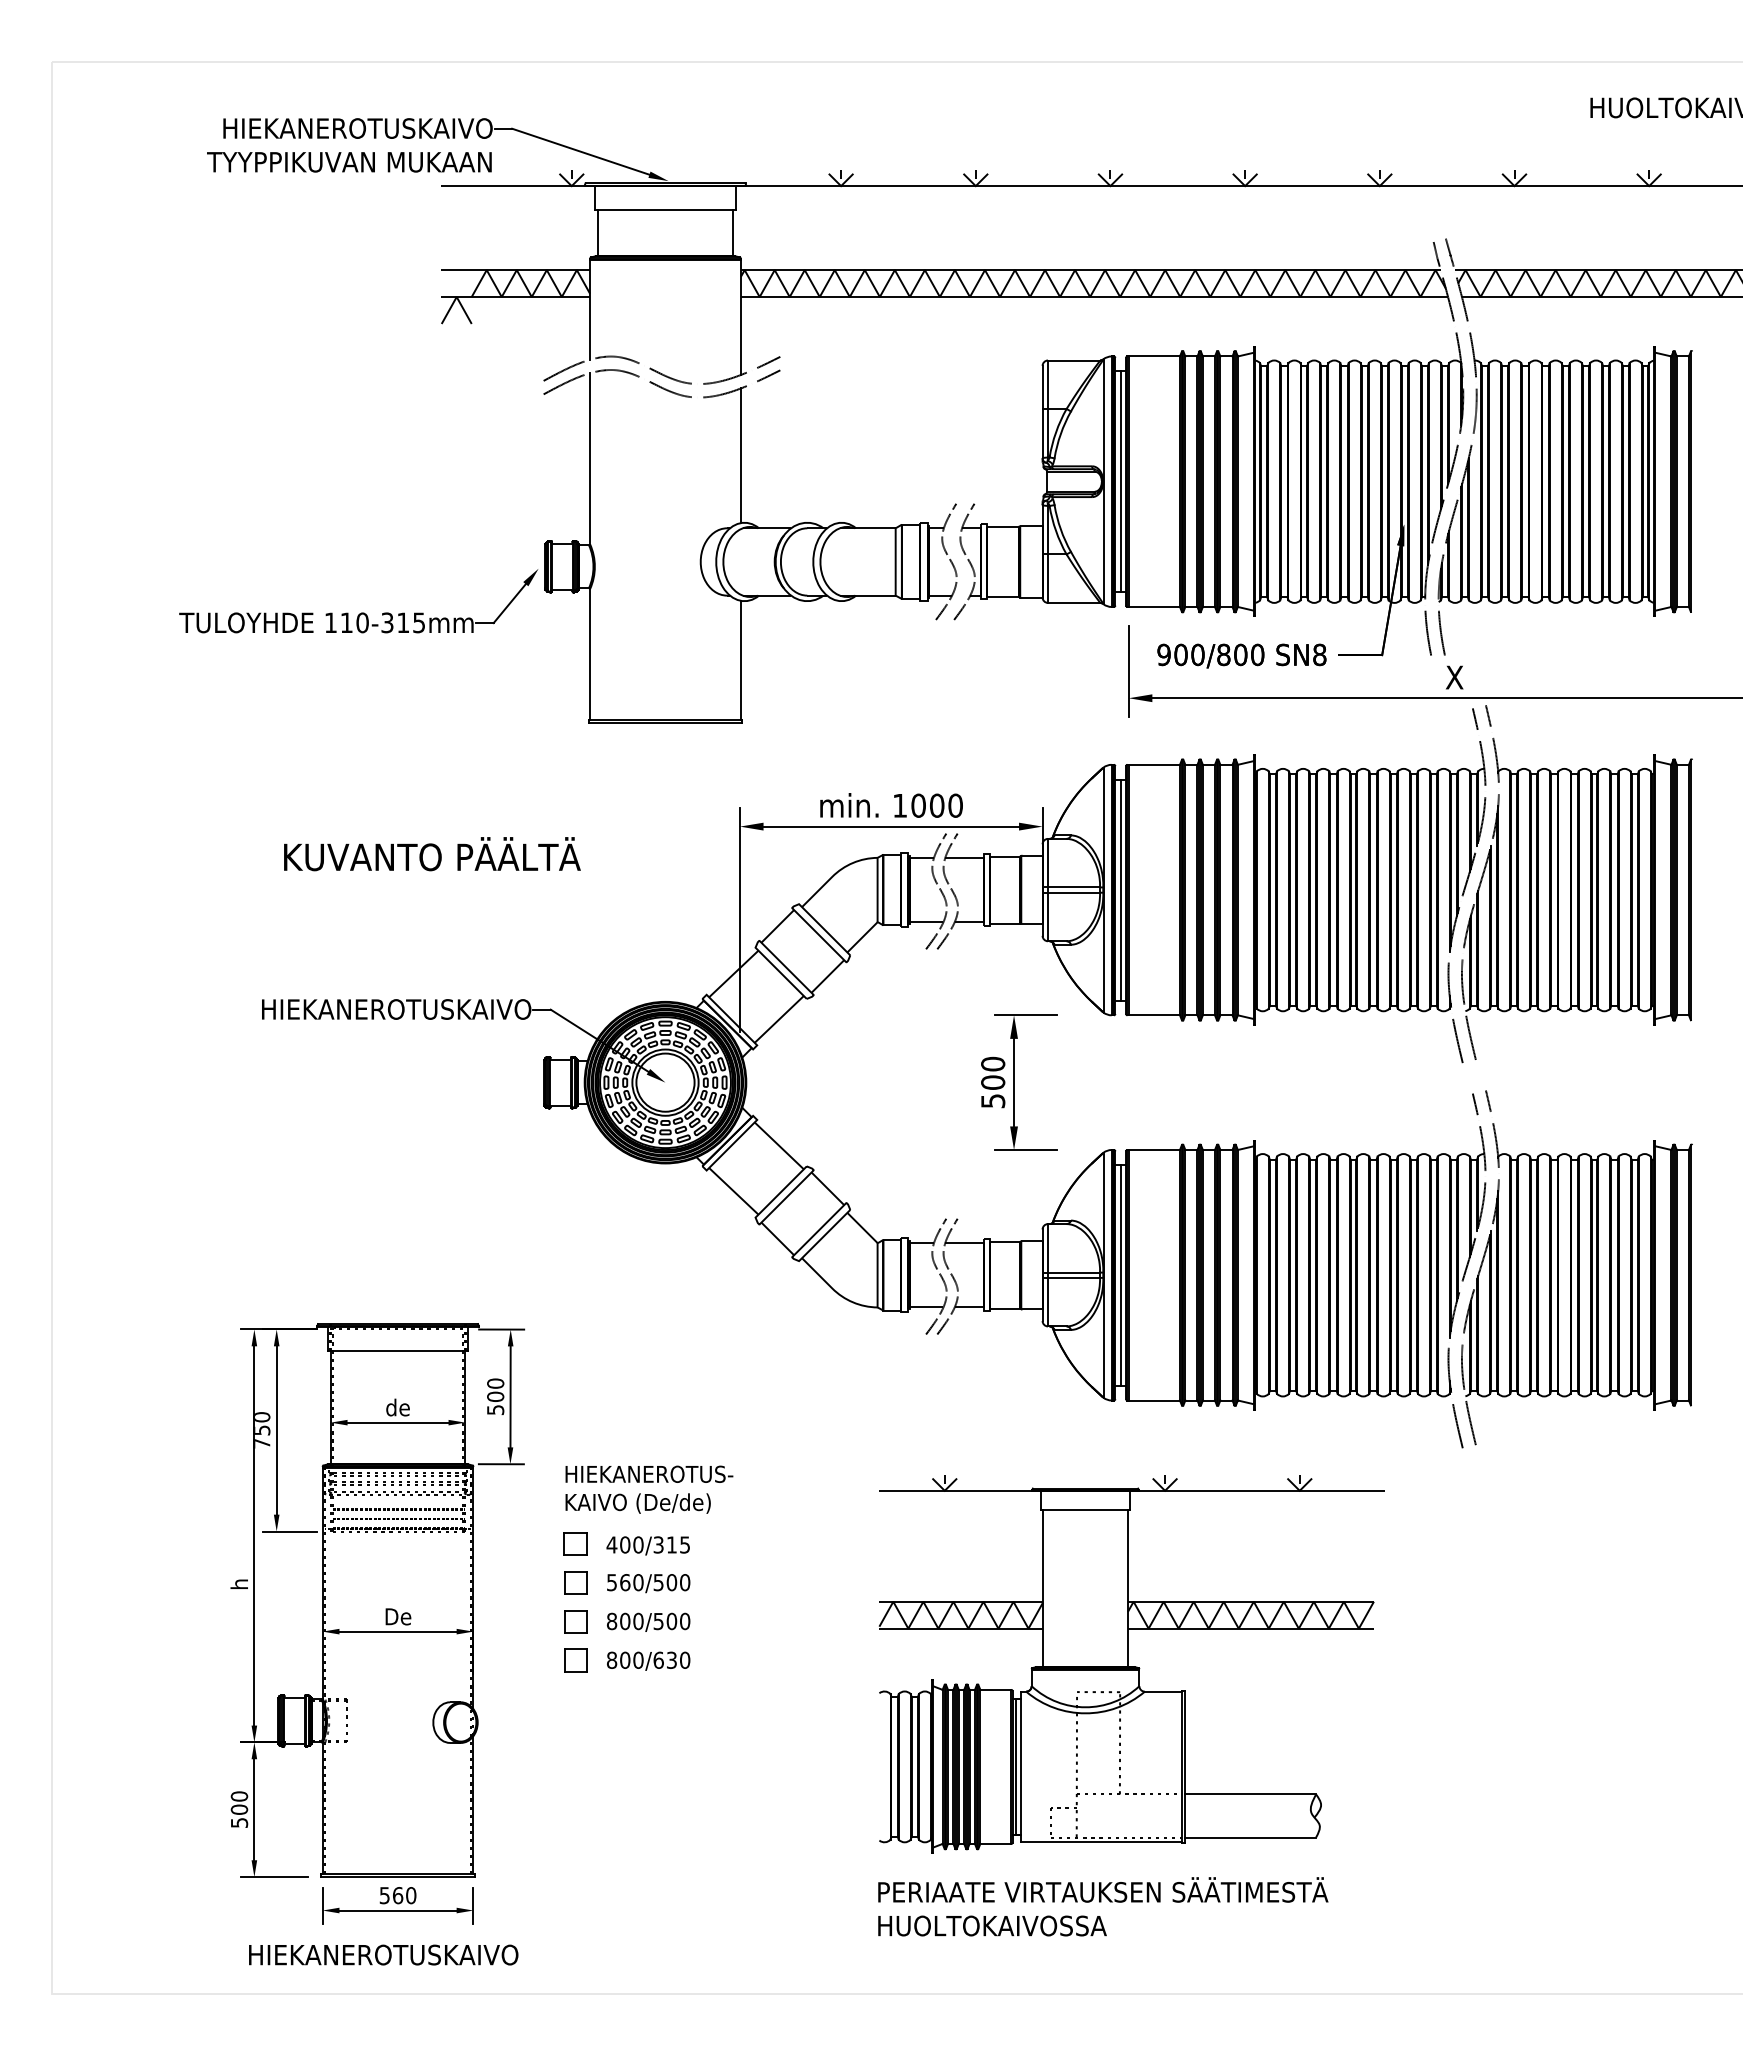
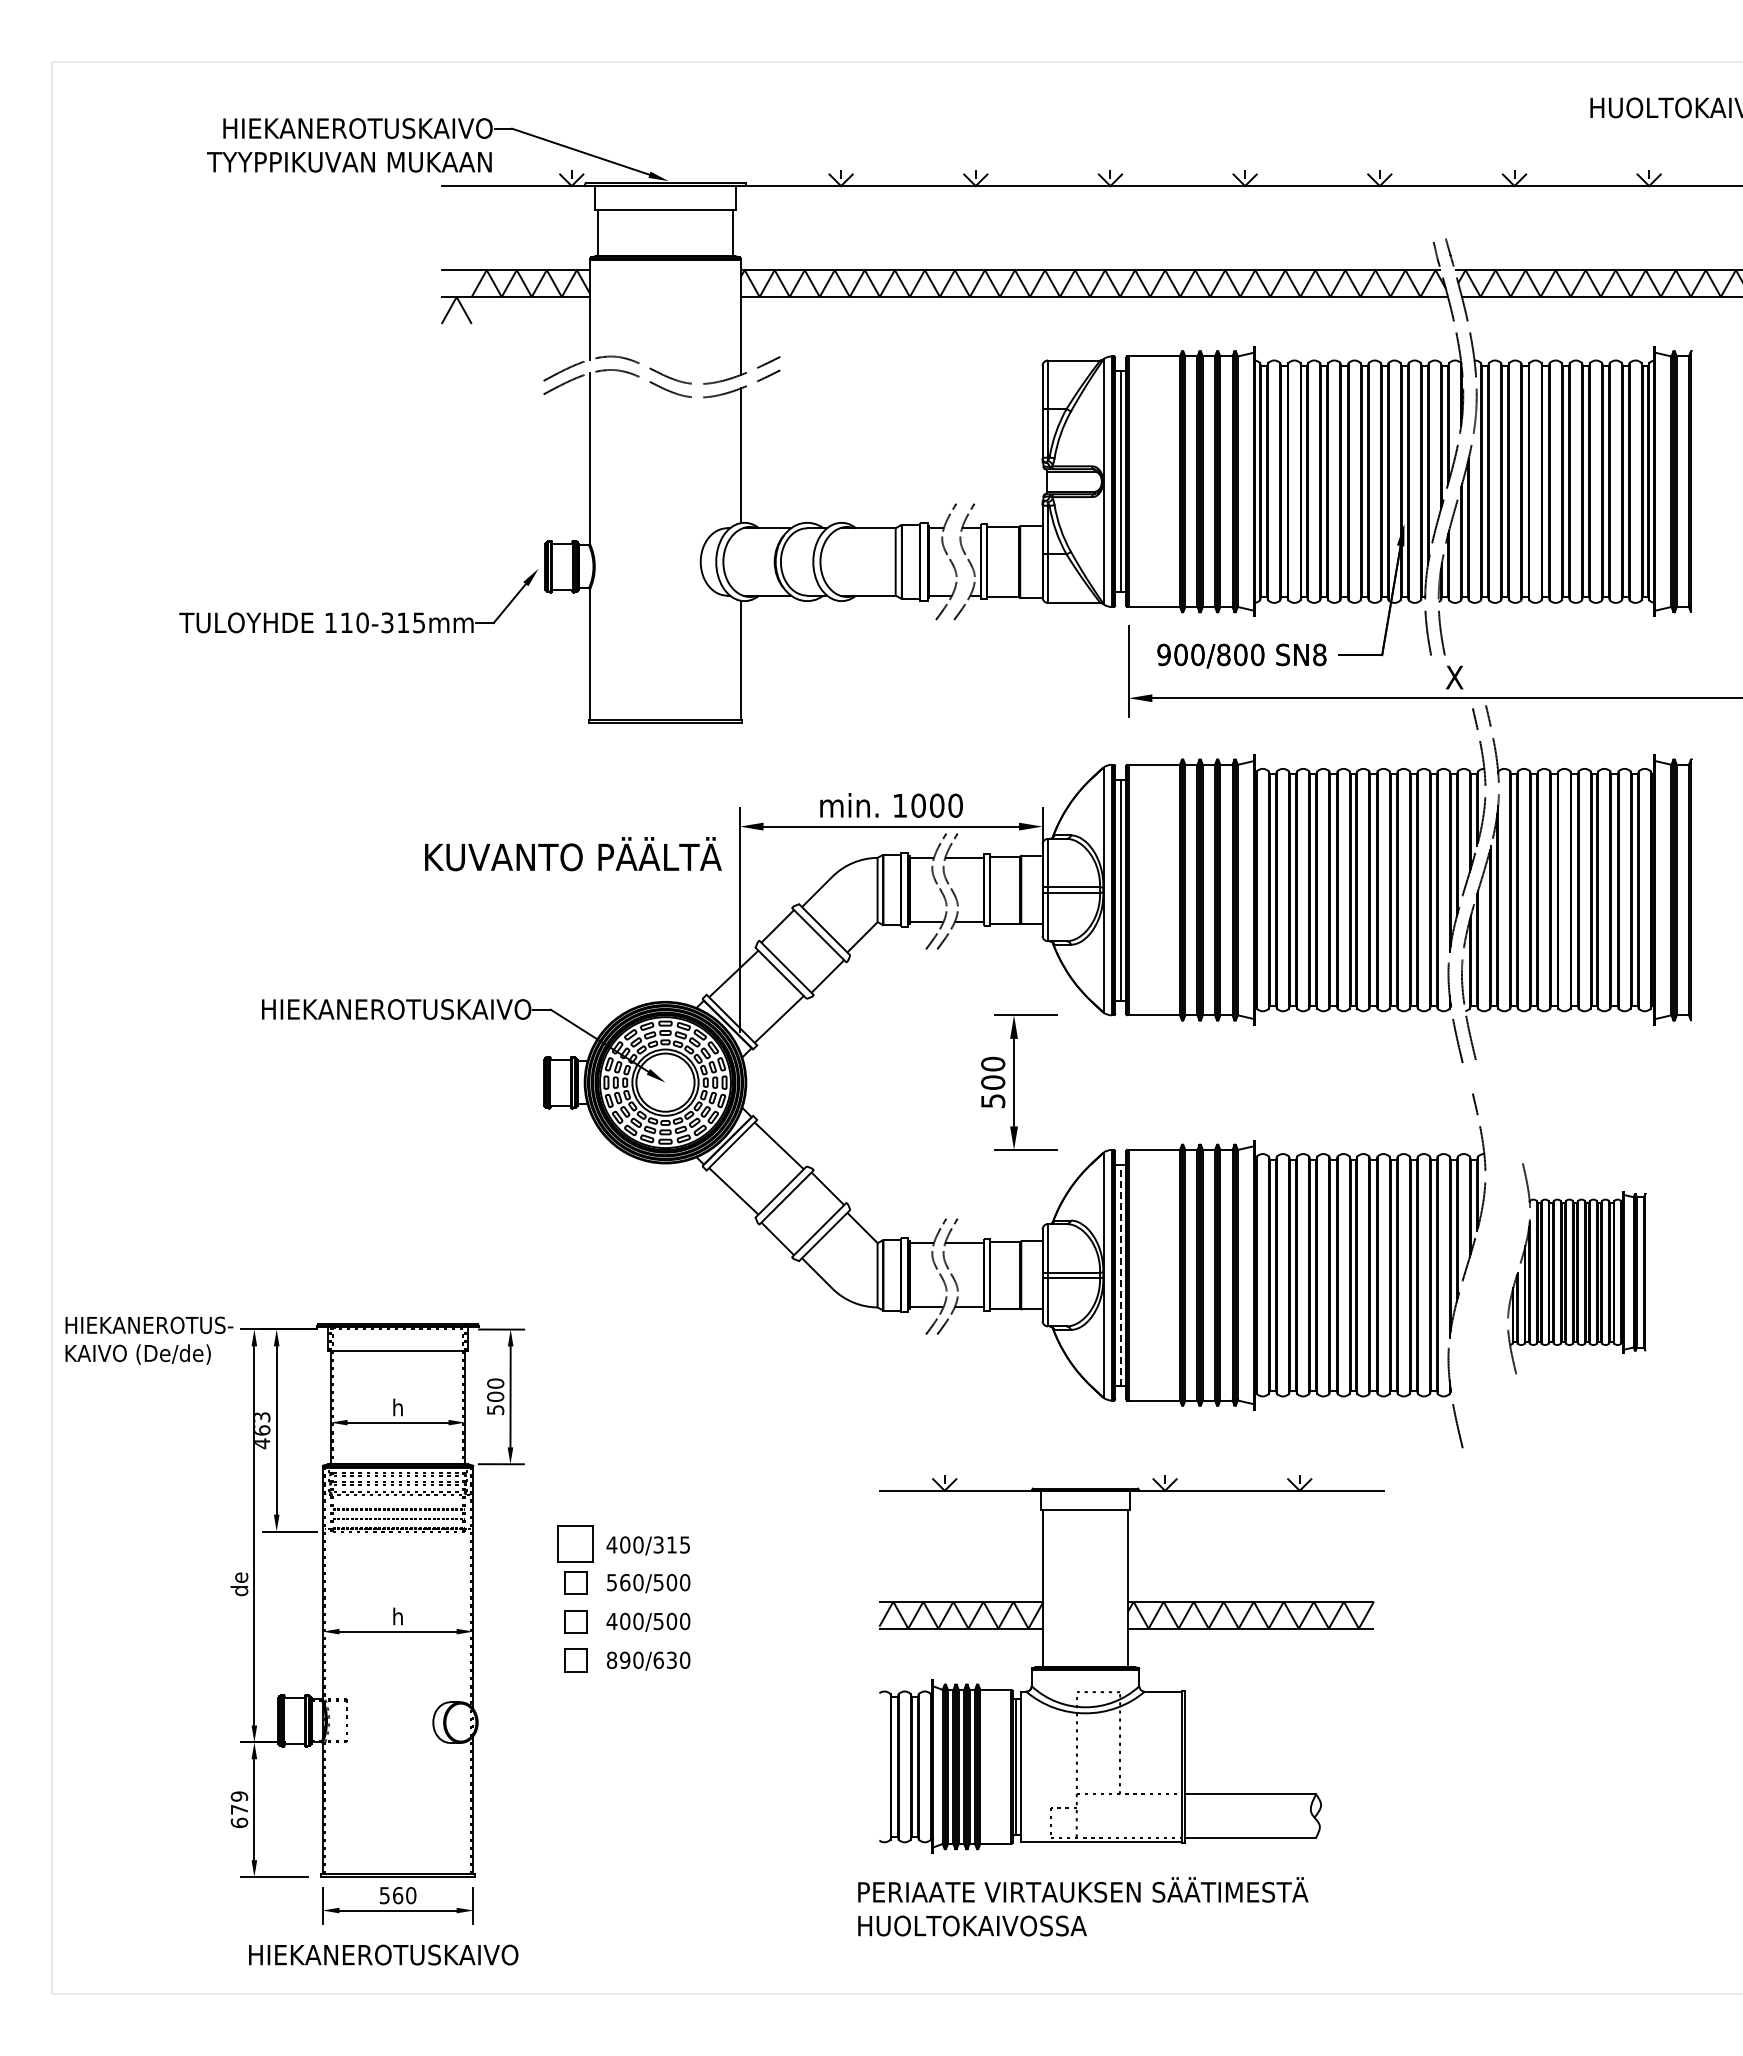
text position: (432, 854) -> (573, 854) (573, 854)
part size: 232x356 px -> 140x212 px (1576, 1268)
line: solid -> dashed (1120, 1274)
text: de -> h (397, 1407)
text: 750 -> 463 (262, 1430)
text position: (649, 1489) -> (149, 1340) (149, 1340)
part size: 25x24 px -> 37x38 px (575, 1543)
text: h -> de (239, 1584)
text: De -> h (398, 1616)
text: 800/500 -> 400/500 (611, 1621)
text: 800/630 -> 890/630 (625, 1660)
text: 500 -> 679 (239, 1809)
text position: (1103, 1906) -> (1083, 1906) (1083, 1906)
